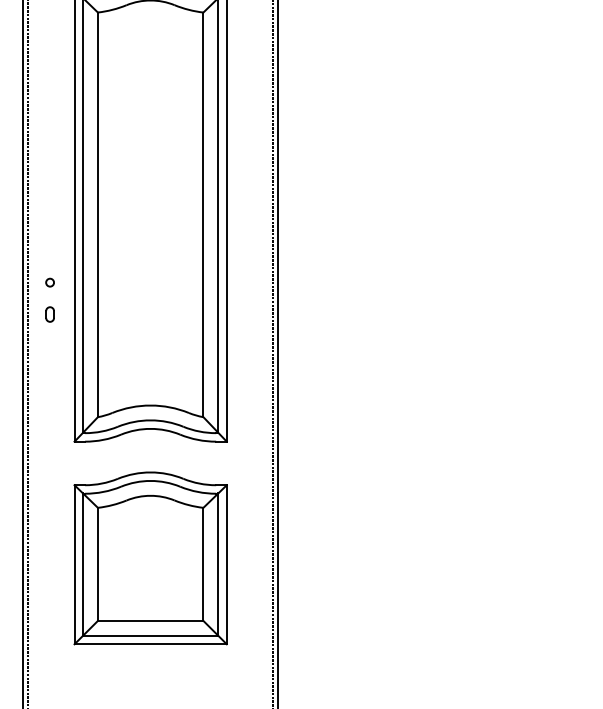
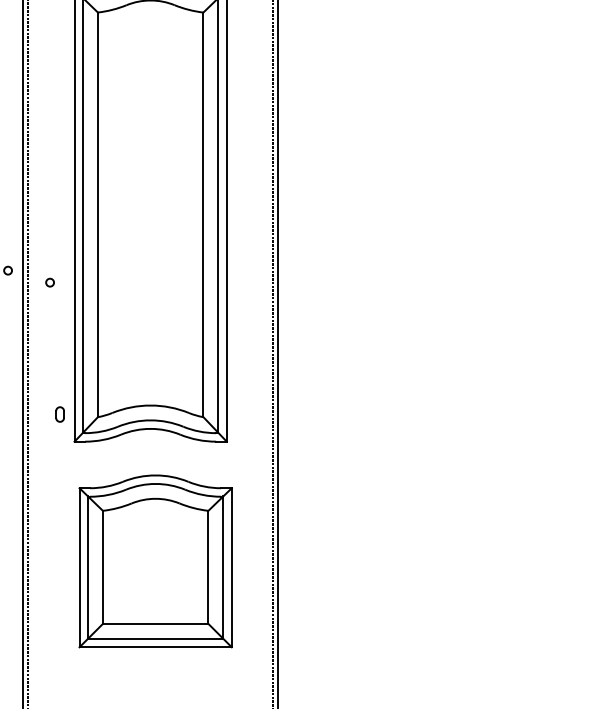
circle: none -> present (7, 270)
part position: (49, 314) -> (59, 414) (59, 414)
part position: (150, 558) -> (155, 561) (155, 561)
